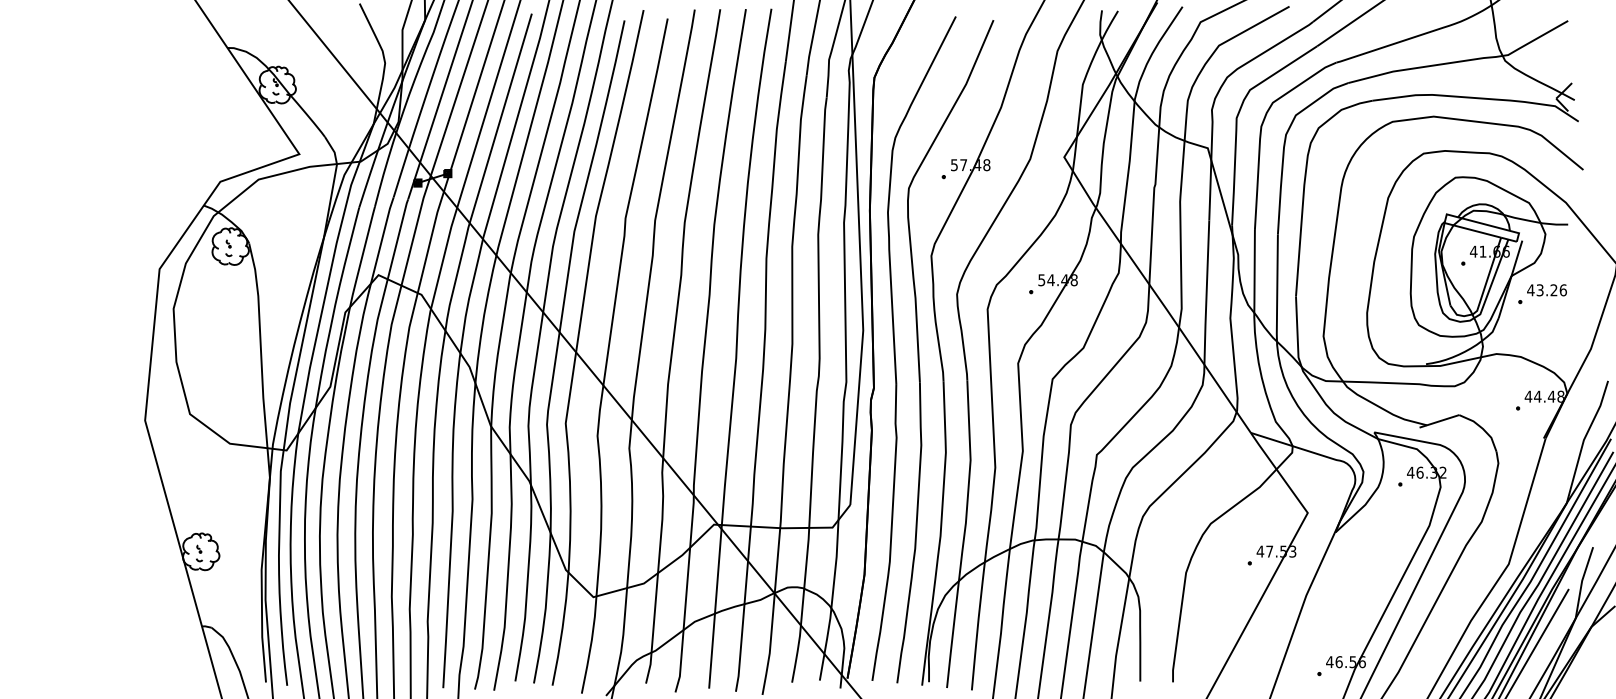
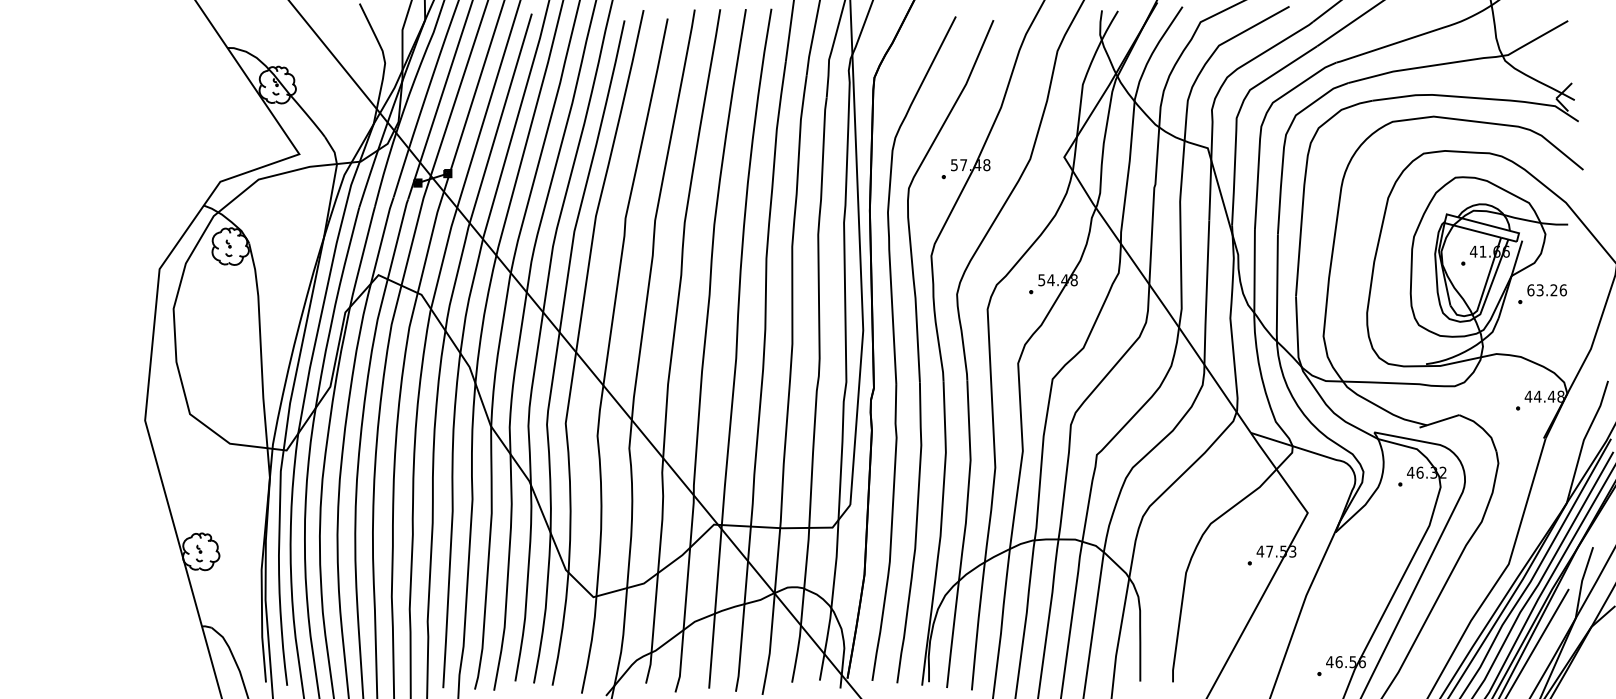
text: 43.26 -> 63.26 (1530, 290)
